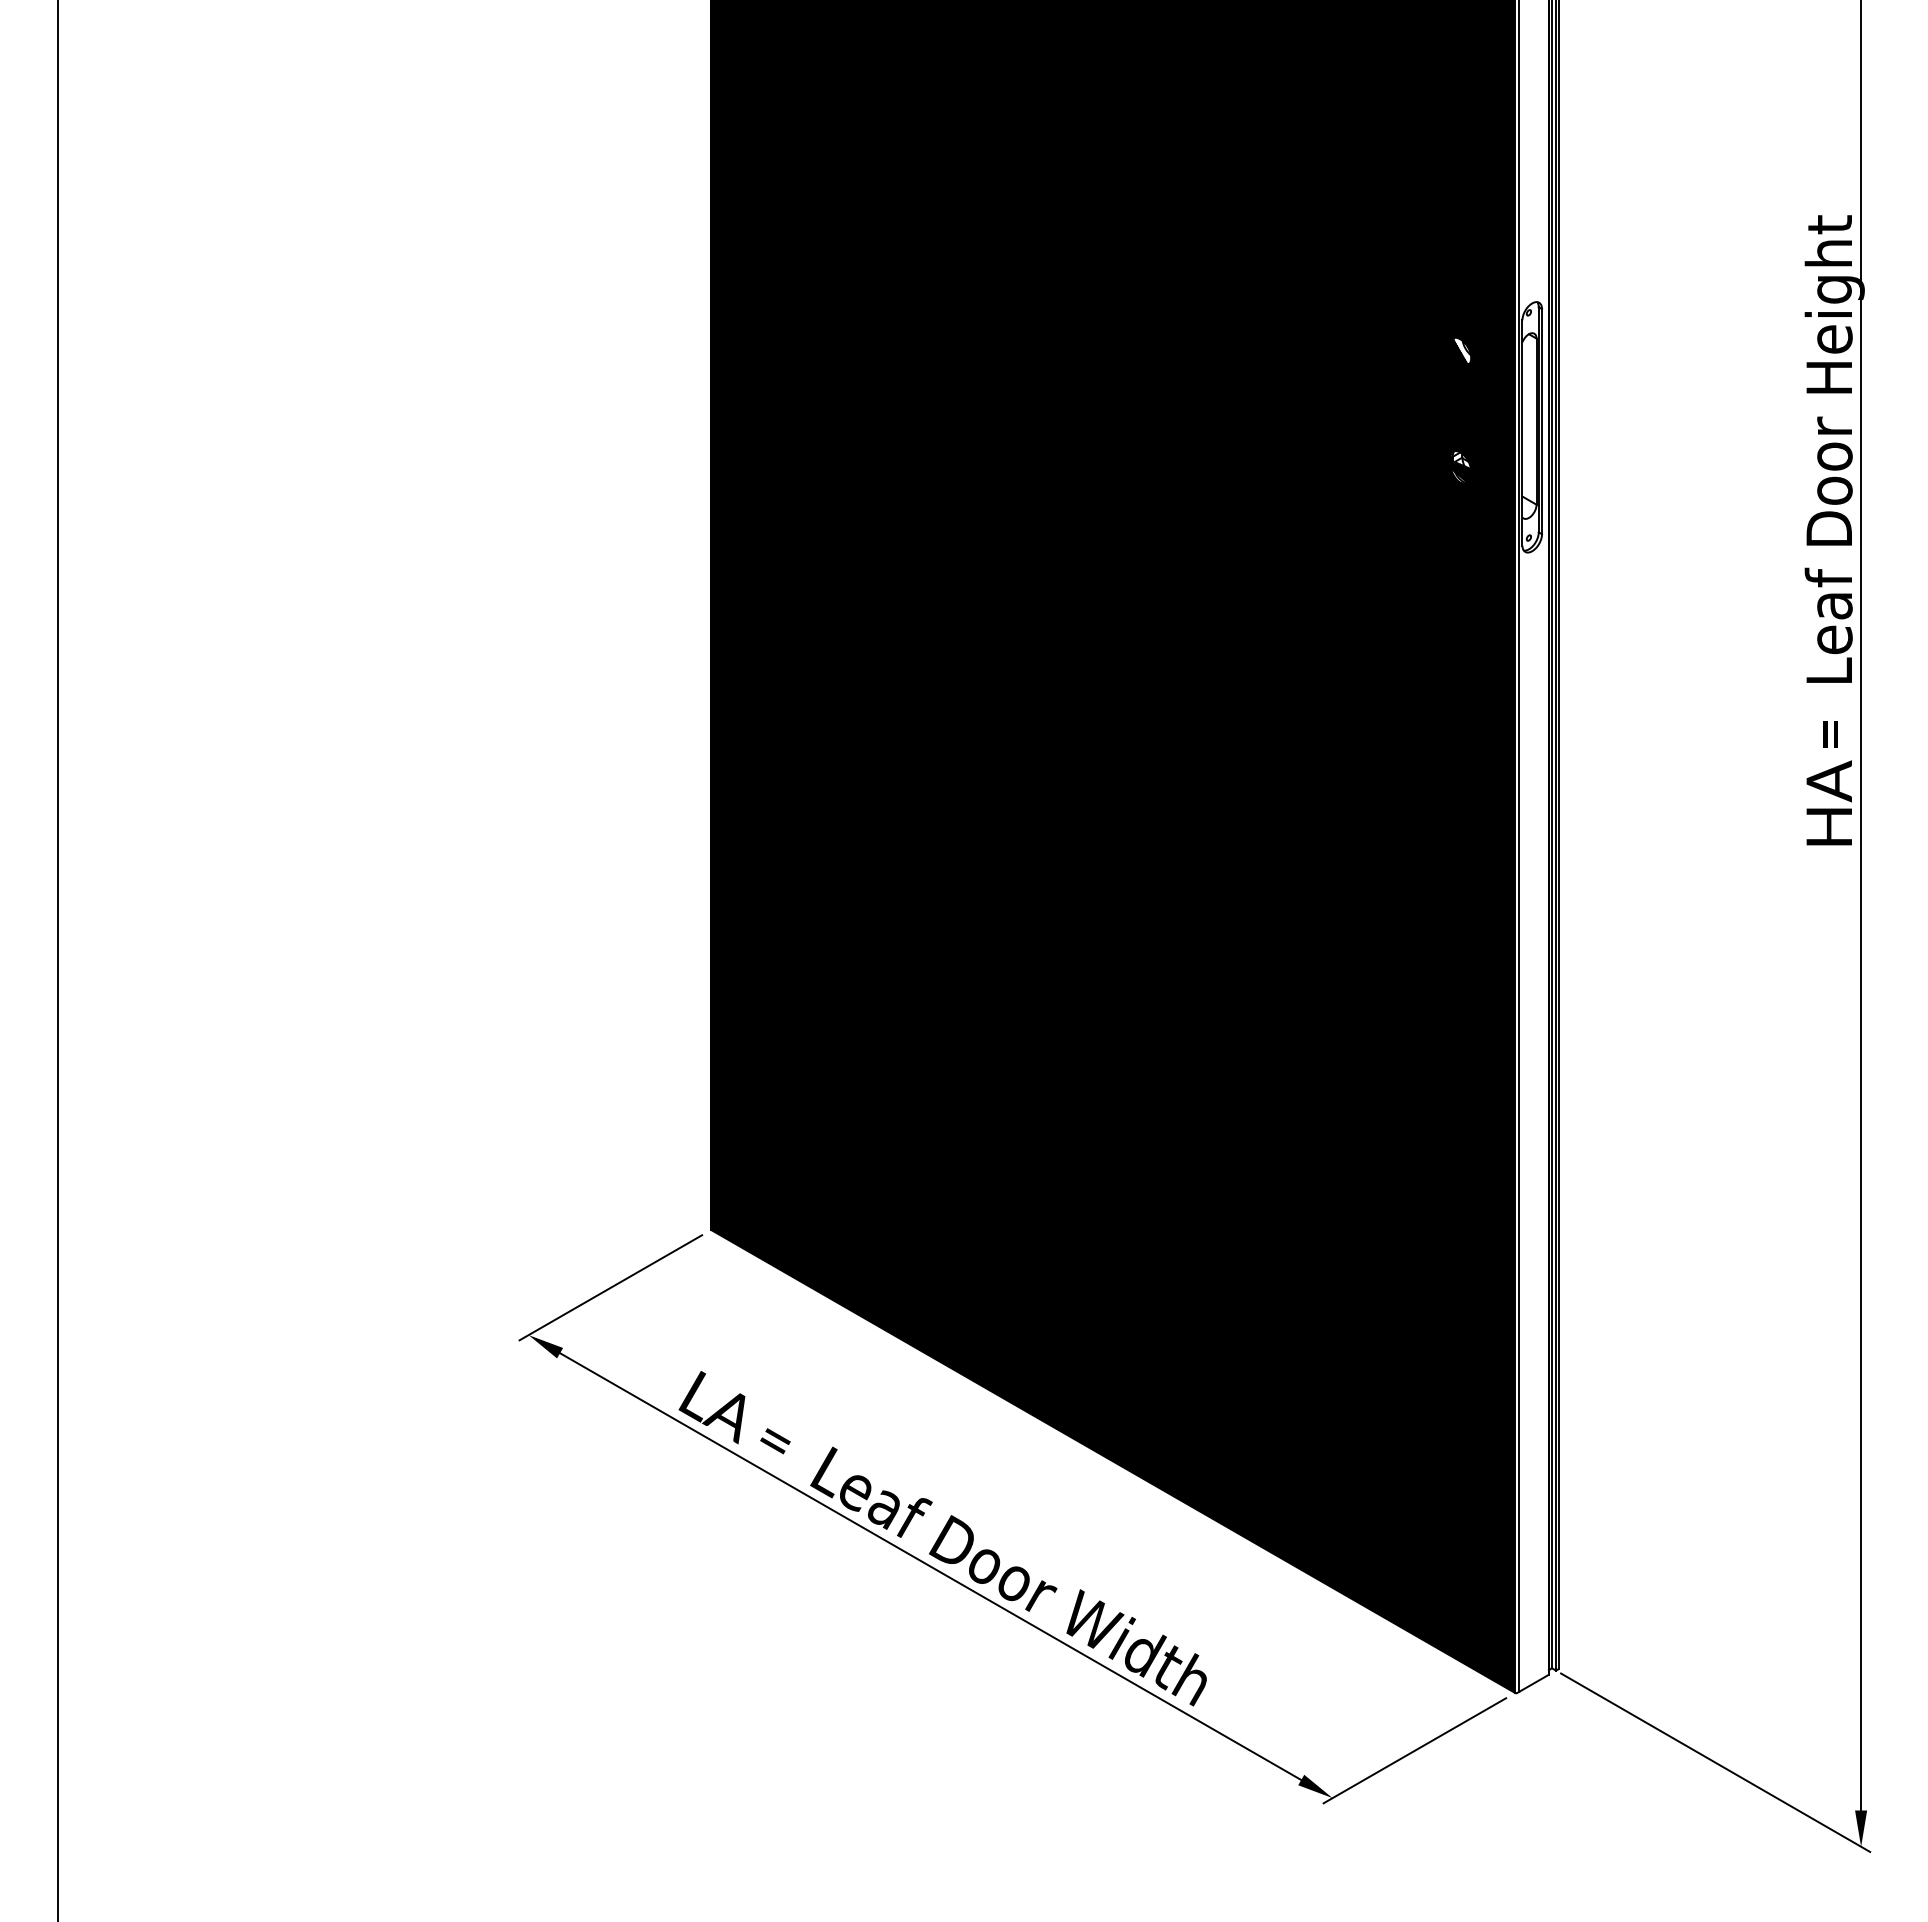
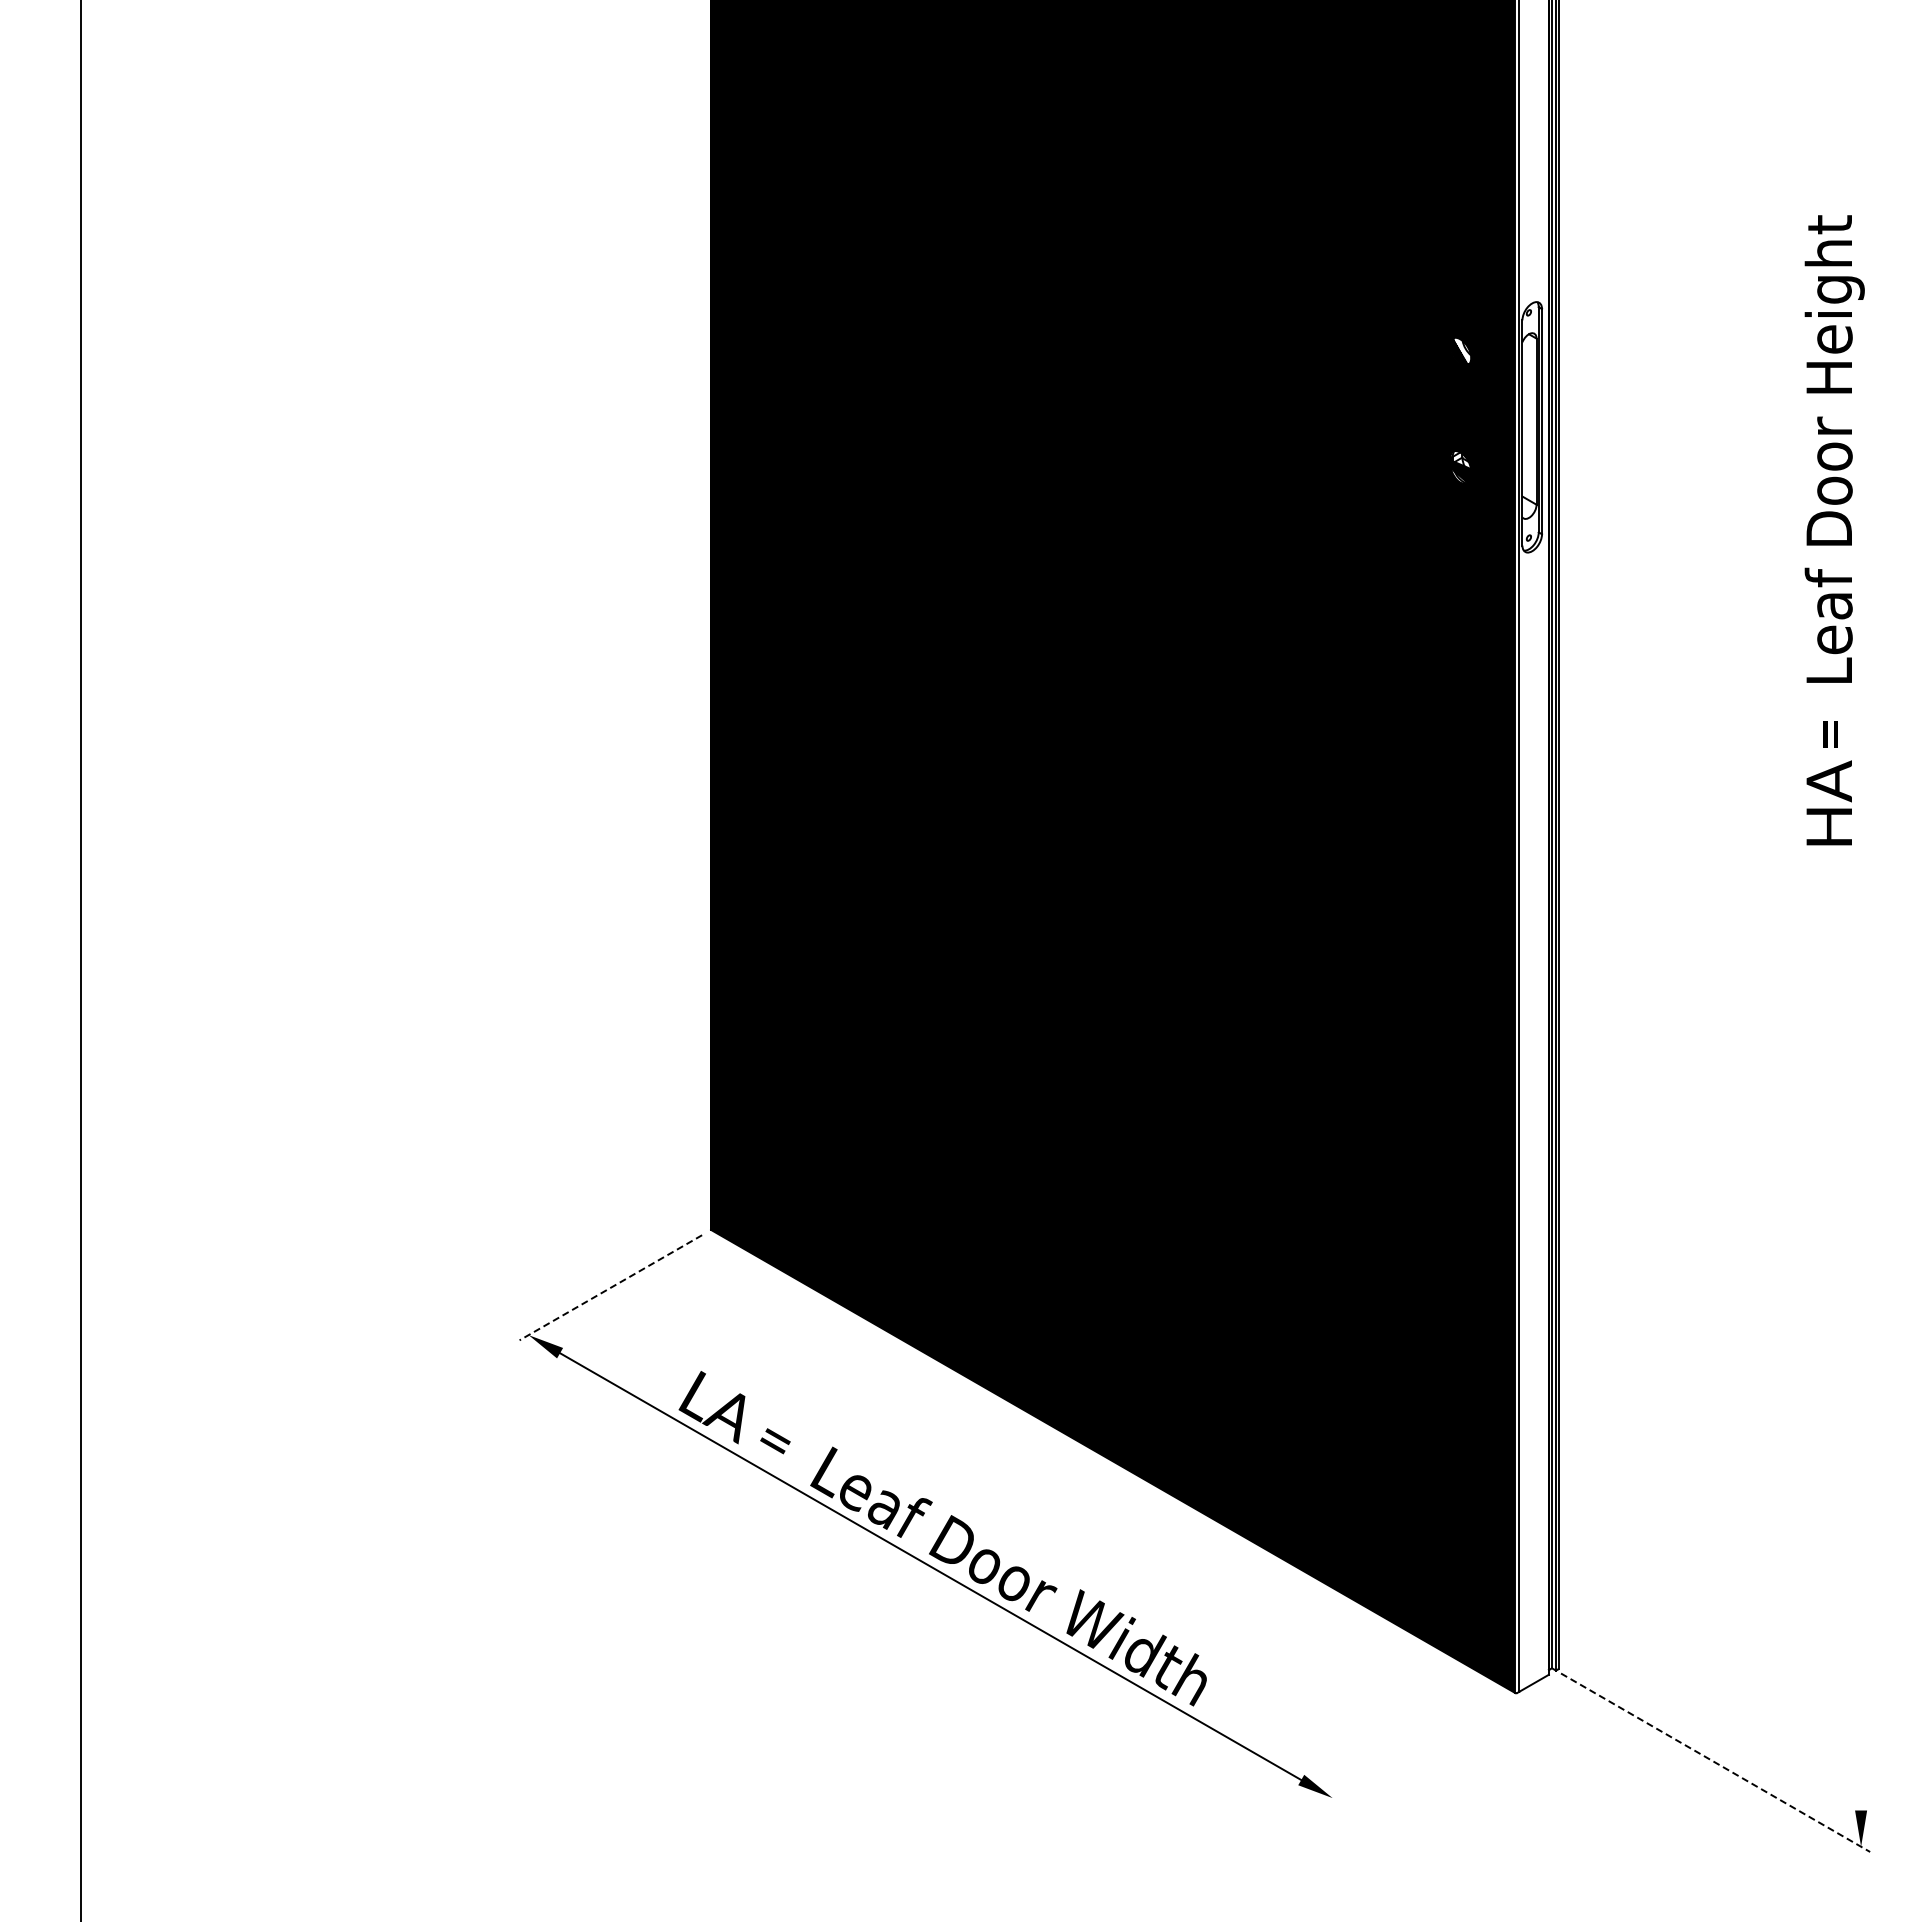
line: present -> none (1861, 906)
line position: (57, 960) -> (80, 960) (80, 960)
line: solid -> dashed (610, 1288)
line: present -> none (1414, 1750)
line: solid -> dashed (1716, 1763)
